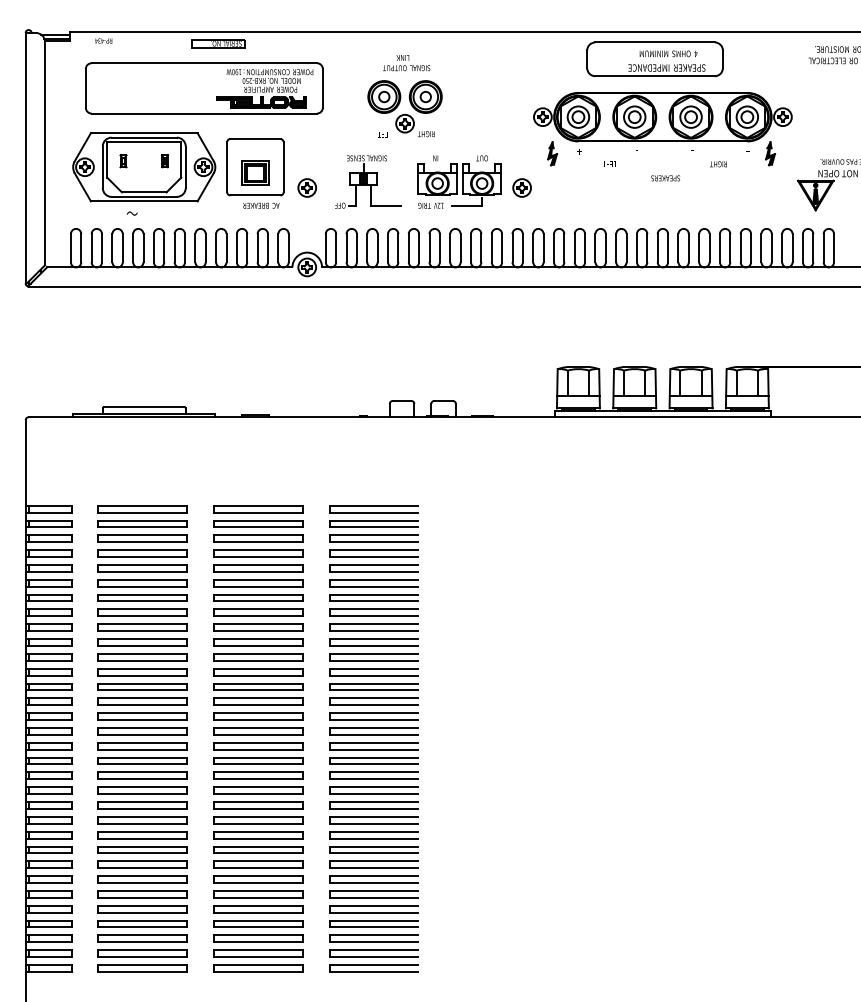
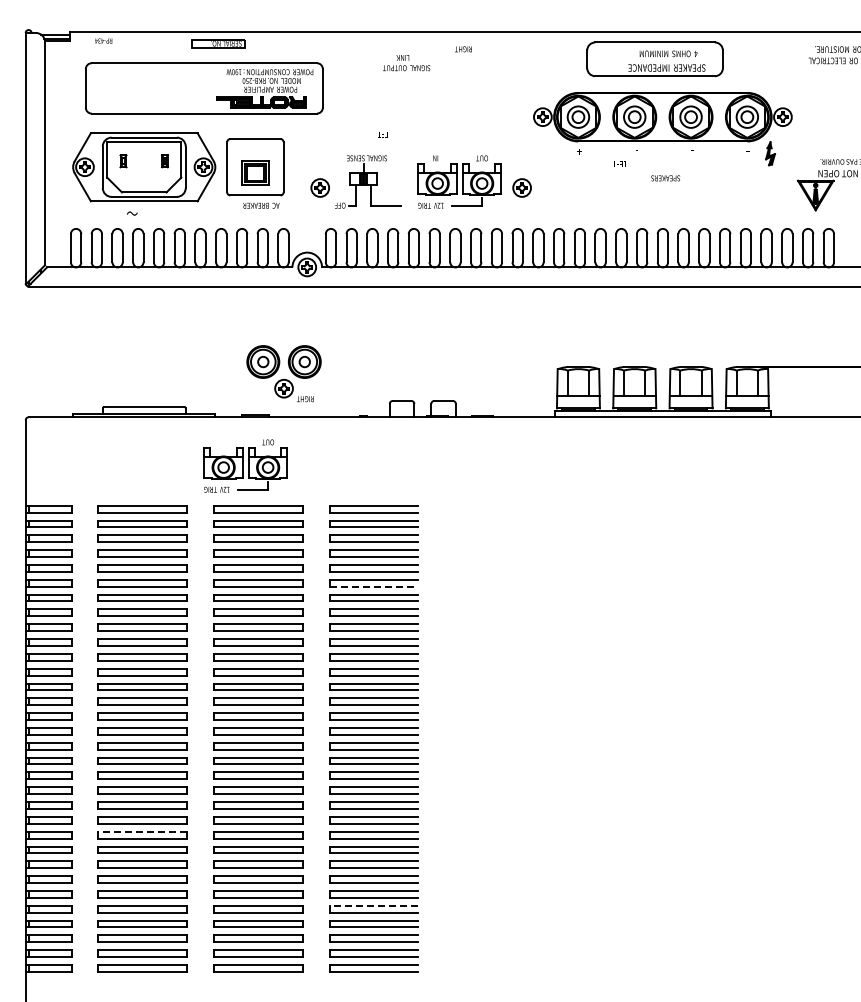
part position: (404, 108) -> (283, 373) (283, 373)
part: present -> none (552, 153)
text position: (609, 163) -> (619, 163) (619, 163)
text position: (718, 164) -> (463, 49) (463, 49)
part position: (306, 187) -> (319, 187) (319, 187)
part: none -> present (245, 465)
line: solid -> dashed (374, 586)
line: solid -> dashed (142, 831)
line: solid -> dashed (373, 905)
